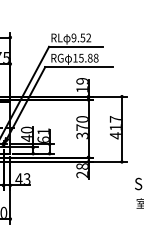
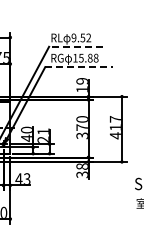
line: solid -> dashed (75, 46)
line: solid -> dashed (78, 67)
text: 61 -> 21 (42, 139)
text: 28 -> 38 (82, 174)
